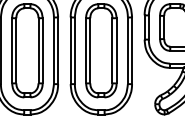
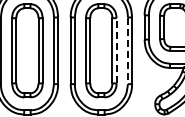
line: solid -> dashed (116, 50)
line: solid -> dashed (127, 51)
